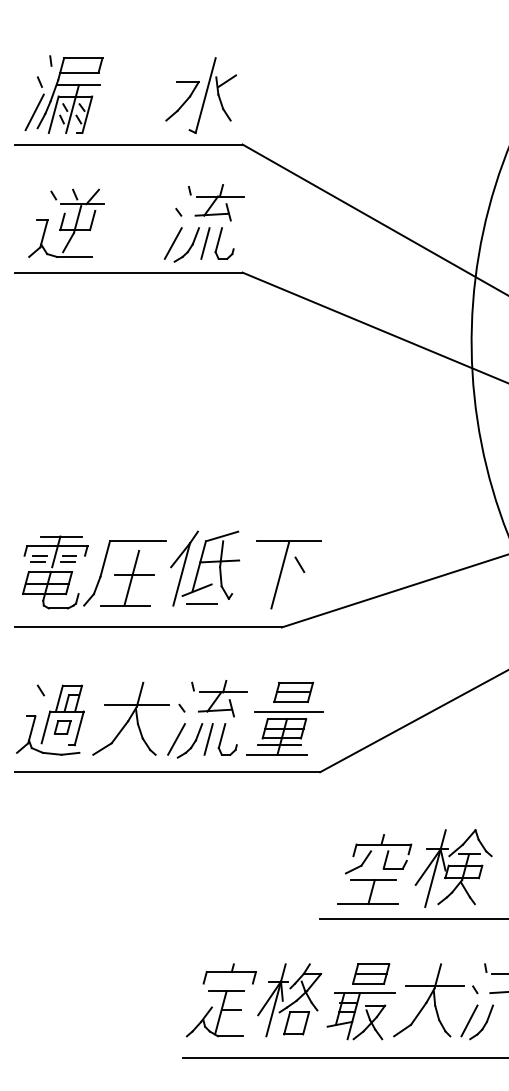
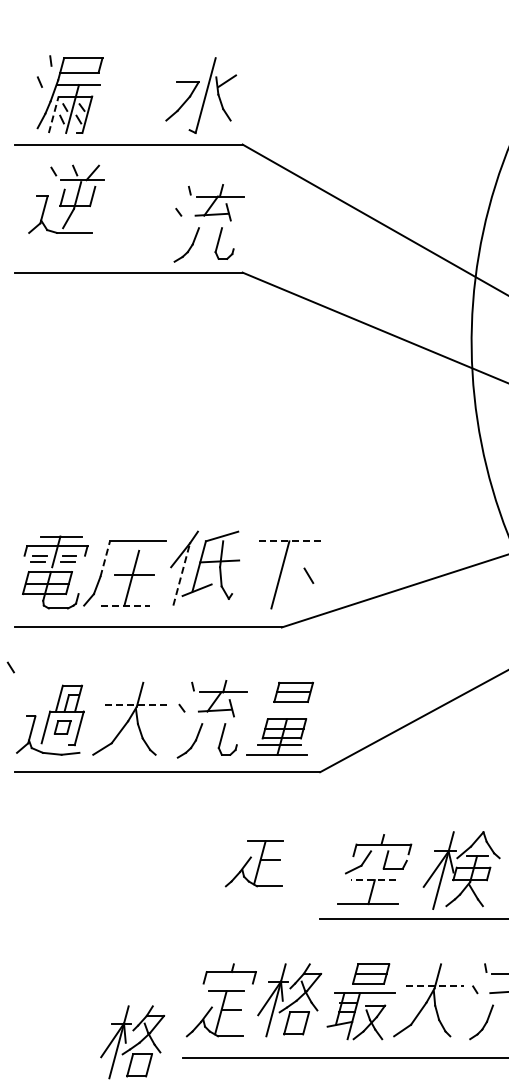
line: present -> none (34, 112)
line: solid -> dashed (53, 114)
part position: (66, 222) -> (66, 198) (66, 198)
line: present -> none (172, 243)
line: present -> none (205, 243)
line: solid -> dashed (288, 541)
line: solid -> dashed (105, 558)
line position: (299, 564) -> (308, 575) (308, 575)
line: solid -> dashed (181, 573)
line: present -> none (202, 603)
line: solid -> dashed (126, 605)
line position: (40, 690) -> (10, 667) (10, 667)
line: solid -> dashed (137, 704)
line: present -> none (288, 711)
line: present -> none (176, 739)
line: present -> none (208, 739)
part: none -> present (253, 863)
part position: (453, 868) -> (461, 870) (461, 870)
line: solid -> dashed (373, 880)
line: solid -> dashed (434, 986)
line: present -> none (469, 1020)
part: none -> present (132, 1042)
